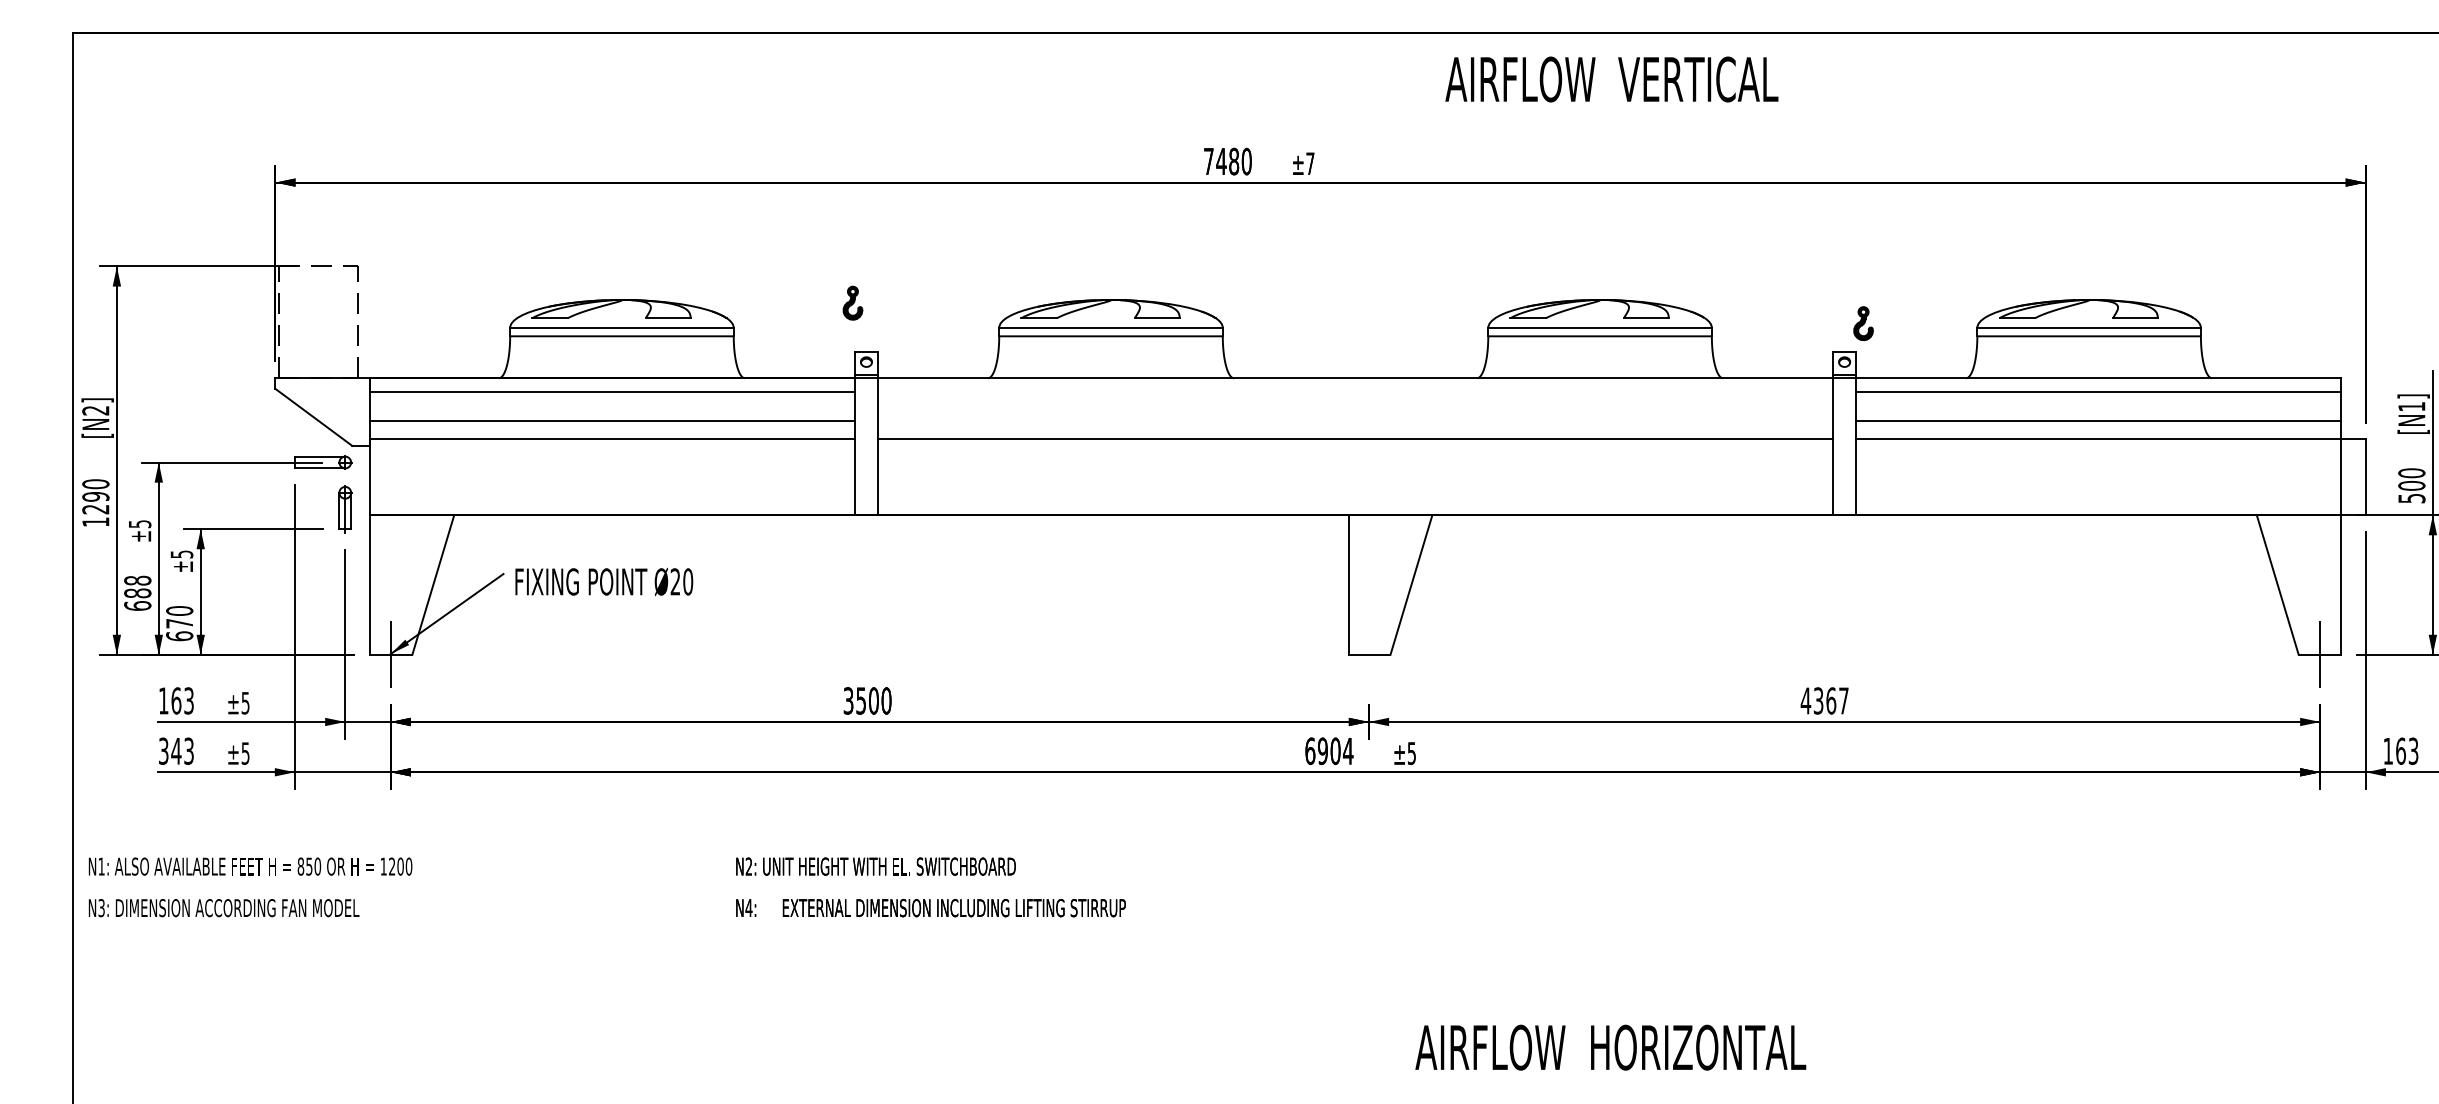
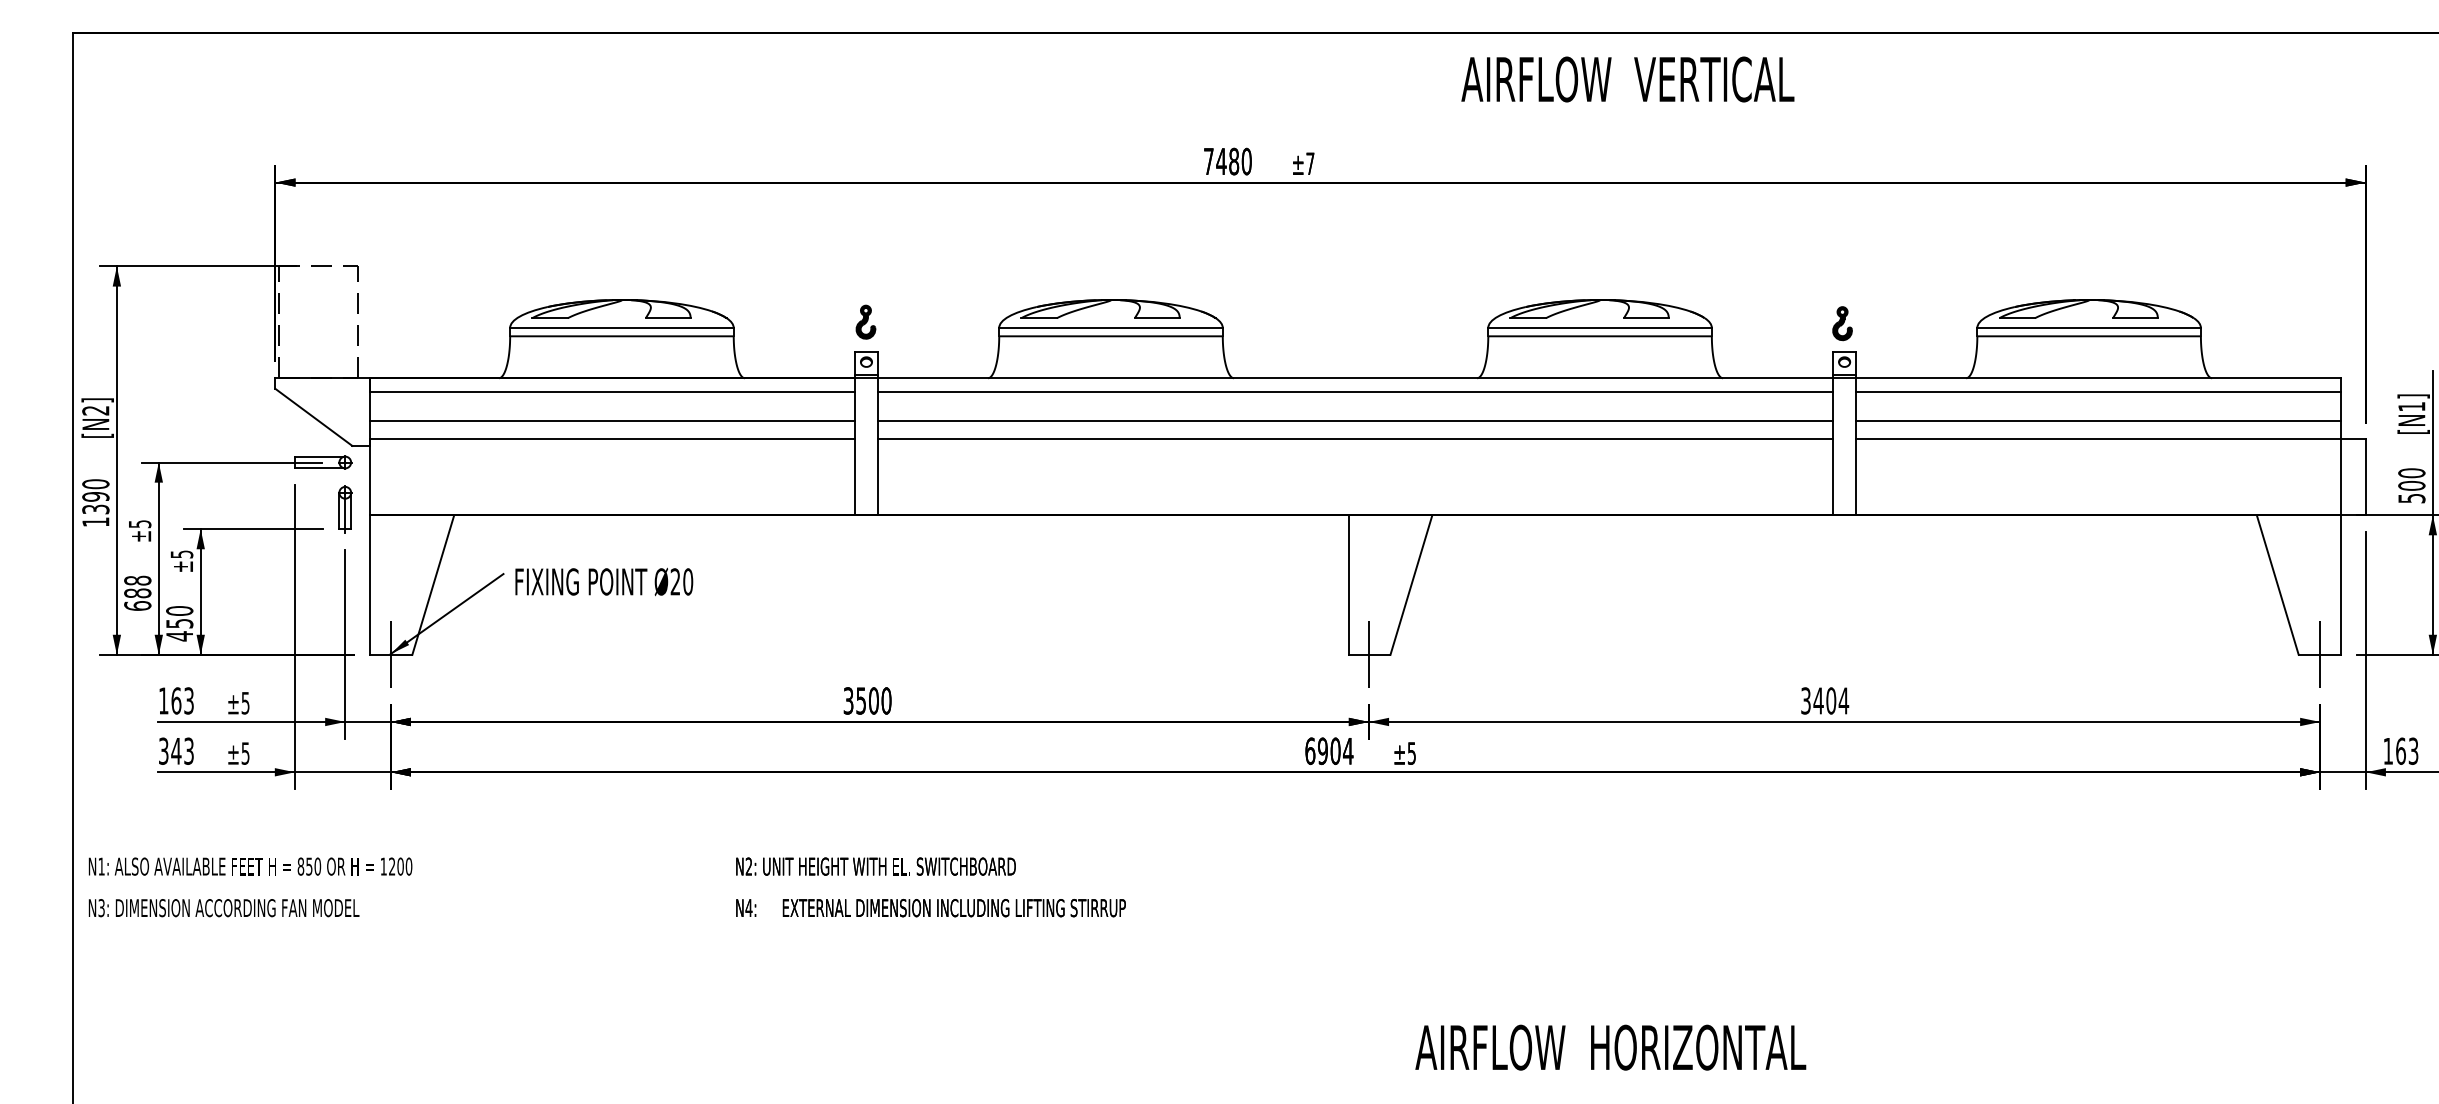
text position: (1611, 79) -> (1627, 79) (1627, 79)
part position: (852, 302) -> (865, 321) (865, 321)
part position: (1863, 323) -> (1842, 323) (1842, 323)
line: none -> present (1355, 392)
line: none -> present (1355, 420)
text: 1290 -> 1390 (95, 509)
text: 670 -> 450 (179, 630)
line: none -> present (1368, 654)
text: 4367 -> 3404 (1824, 700)
